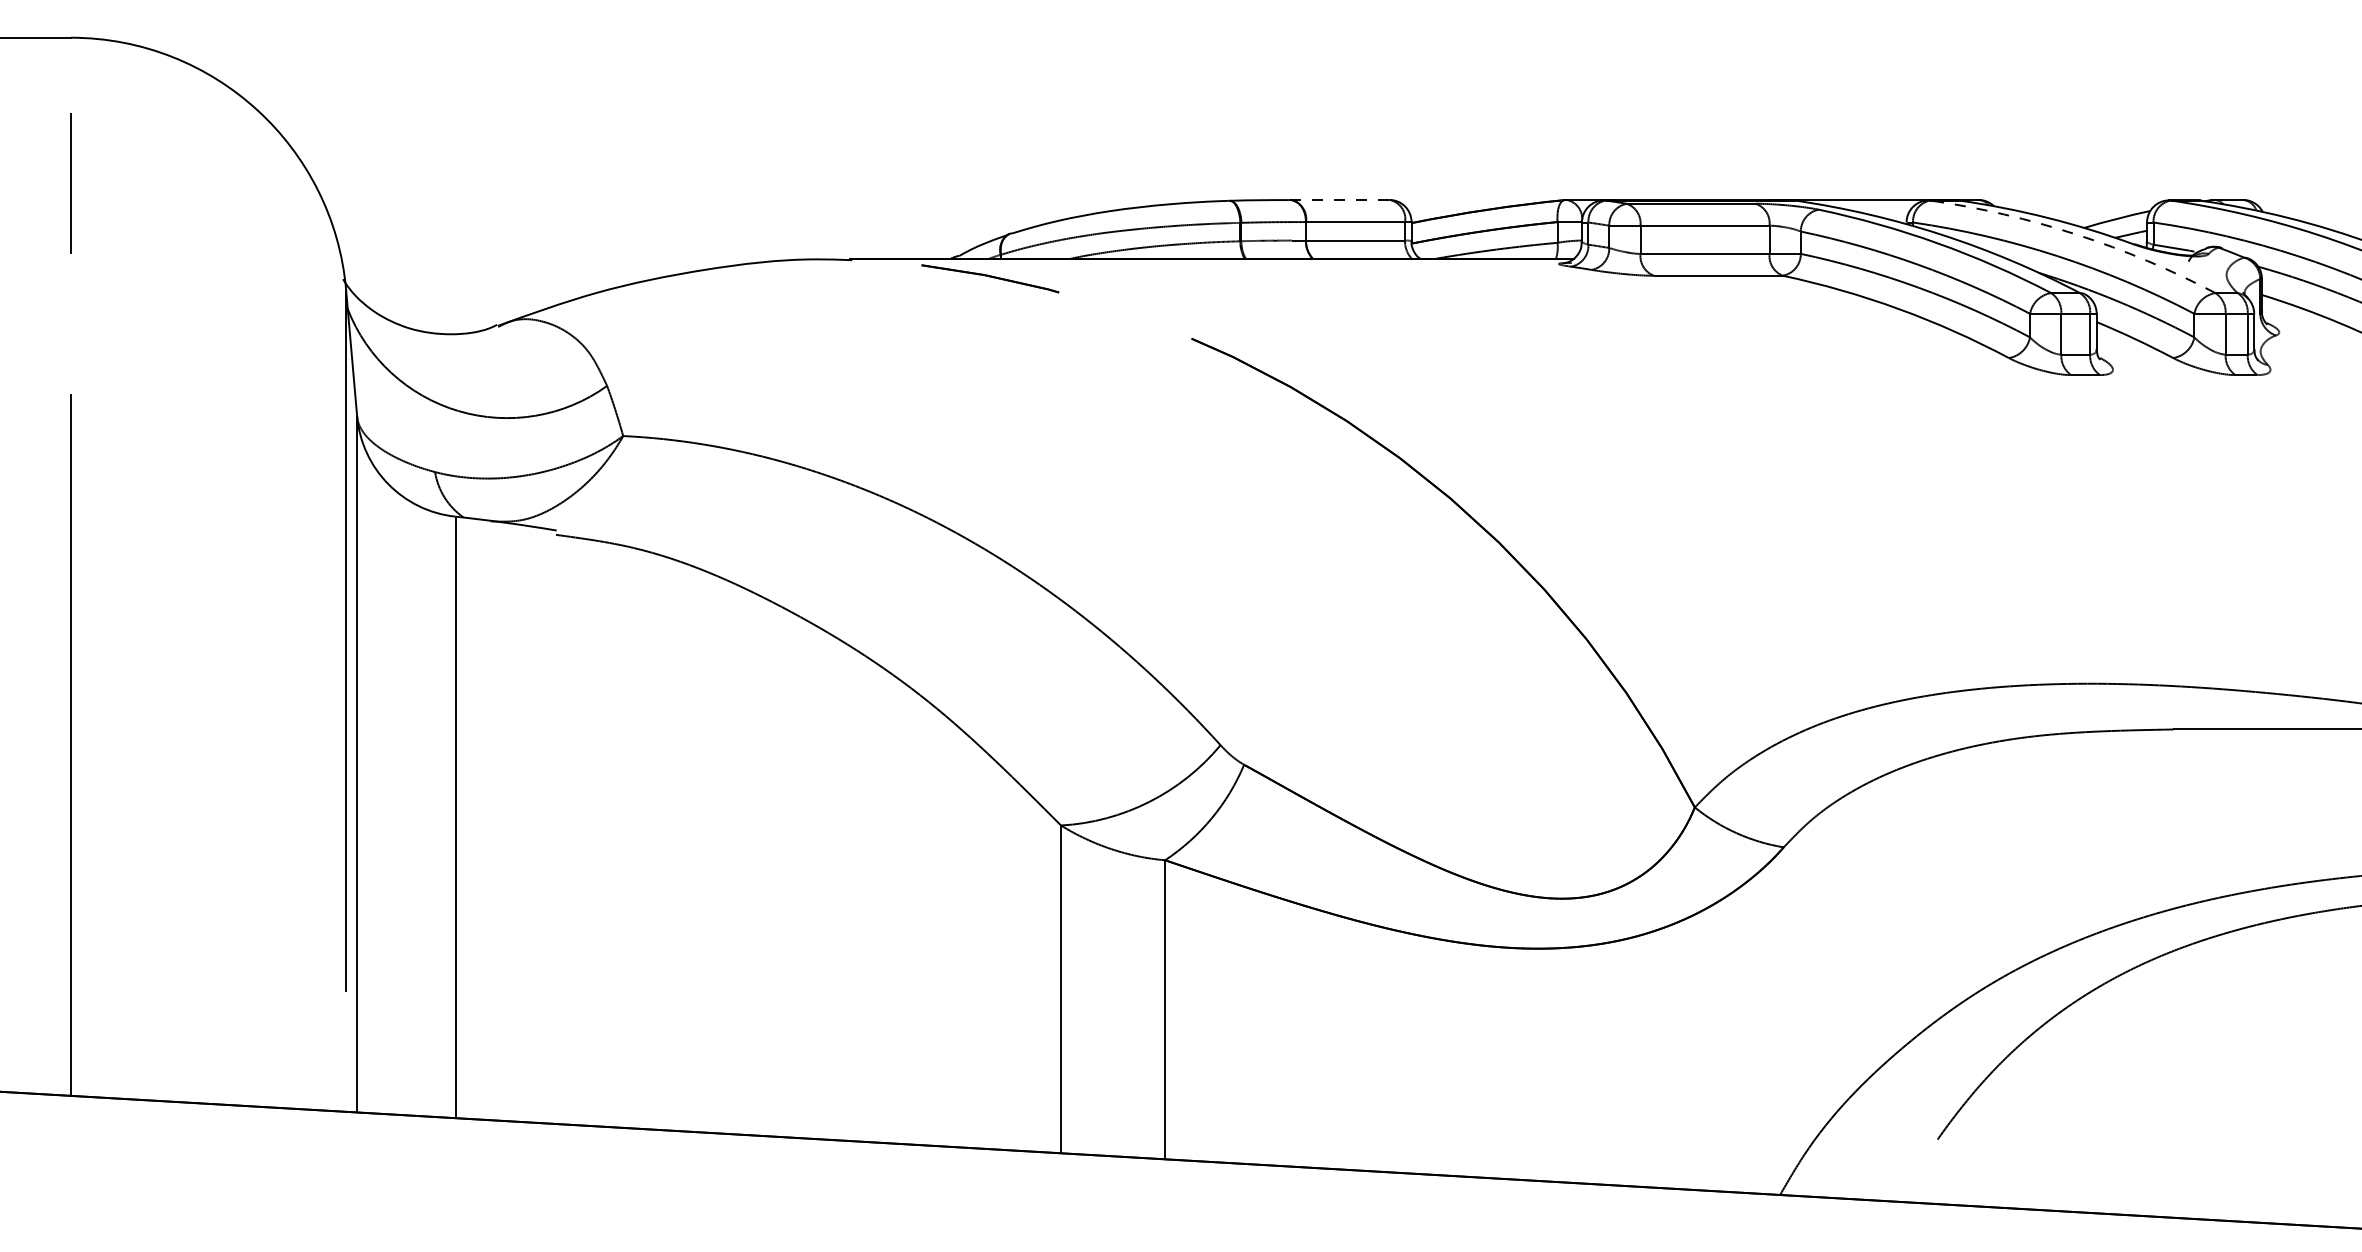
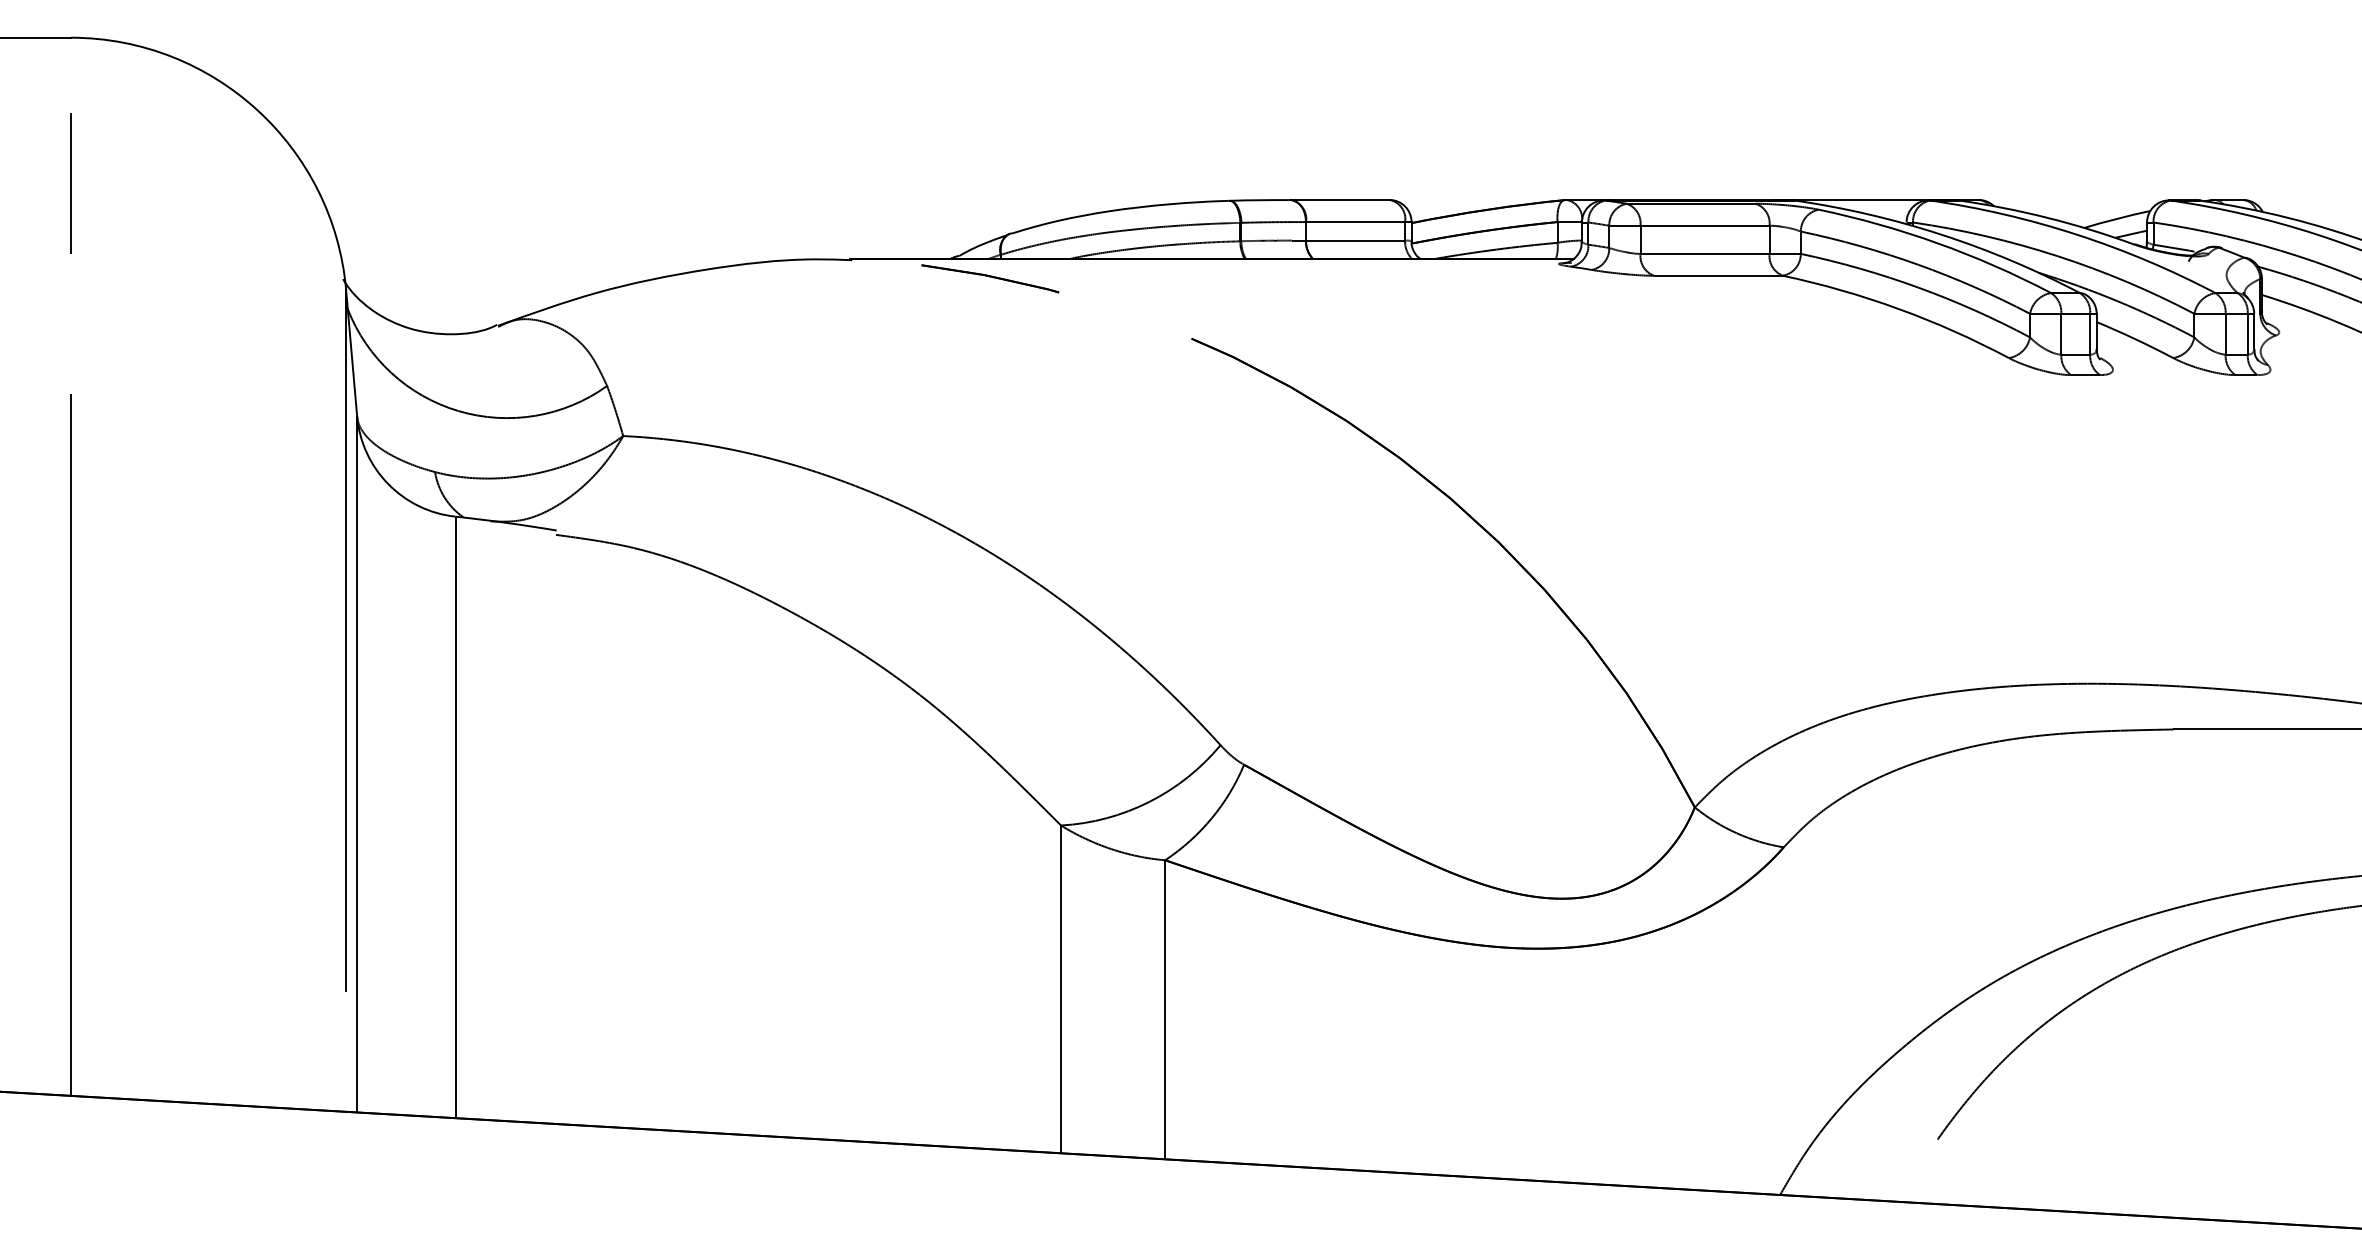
line: dashed -> solid (1339, 199)
arc: dashed -> solid (2076, 234)
